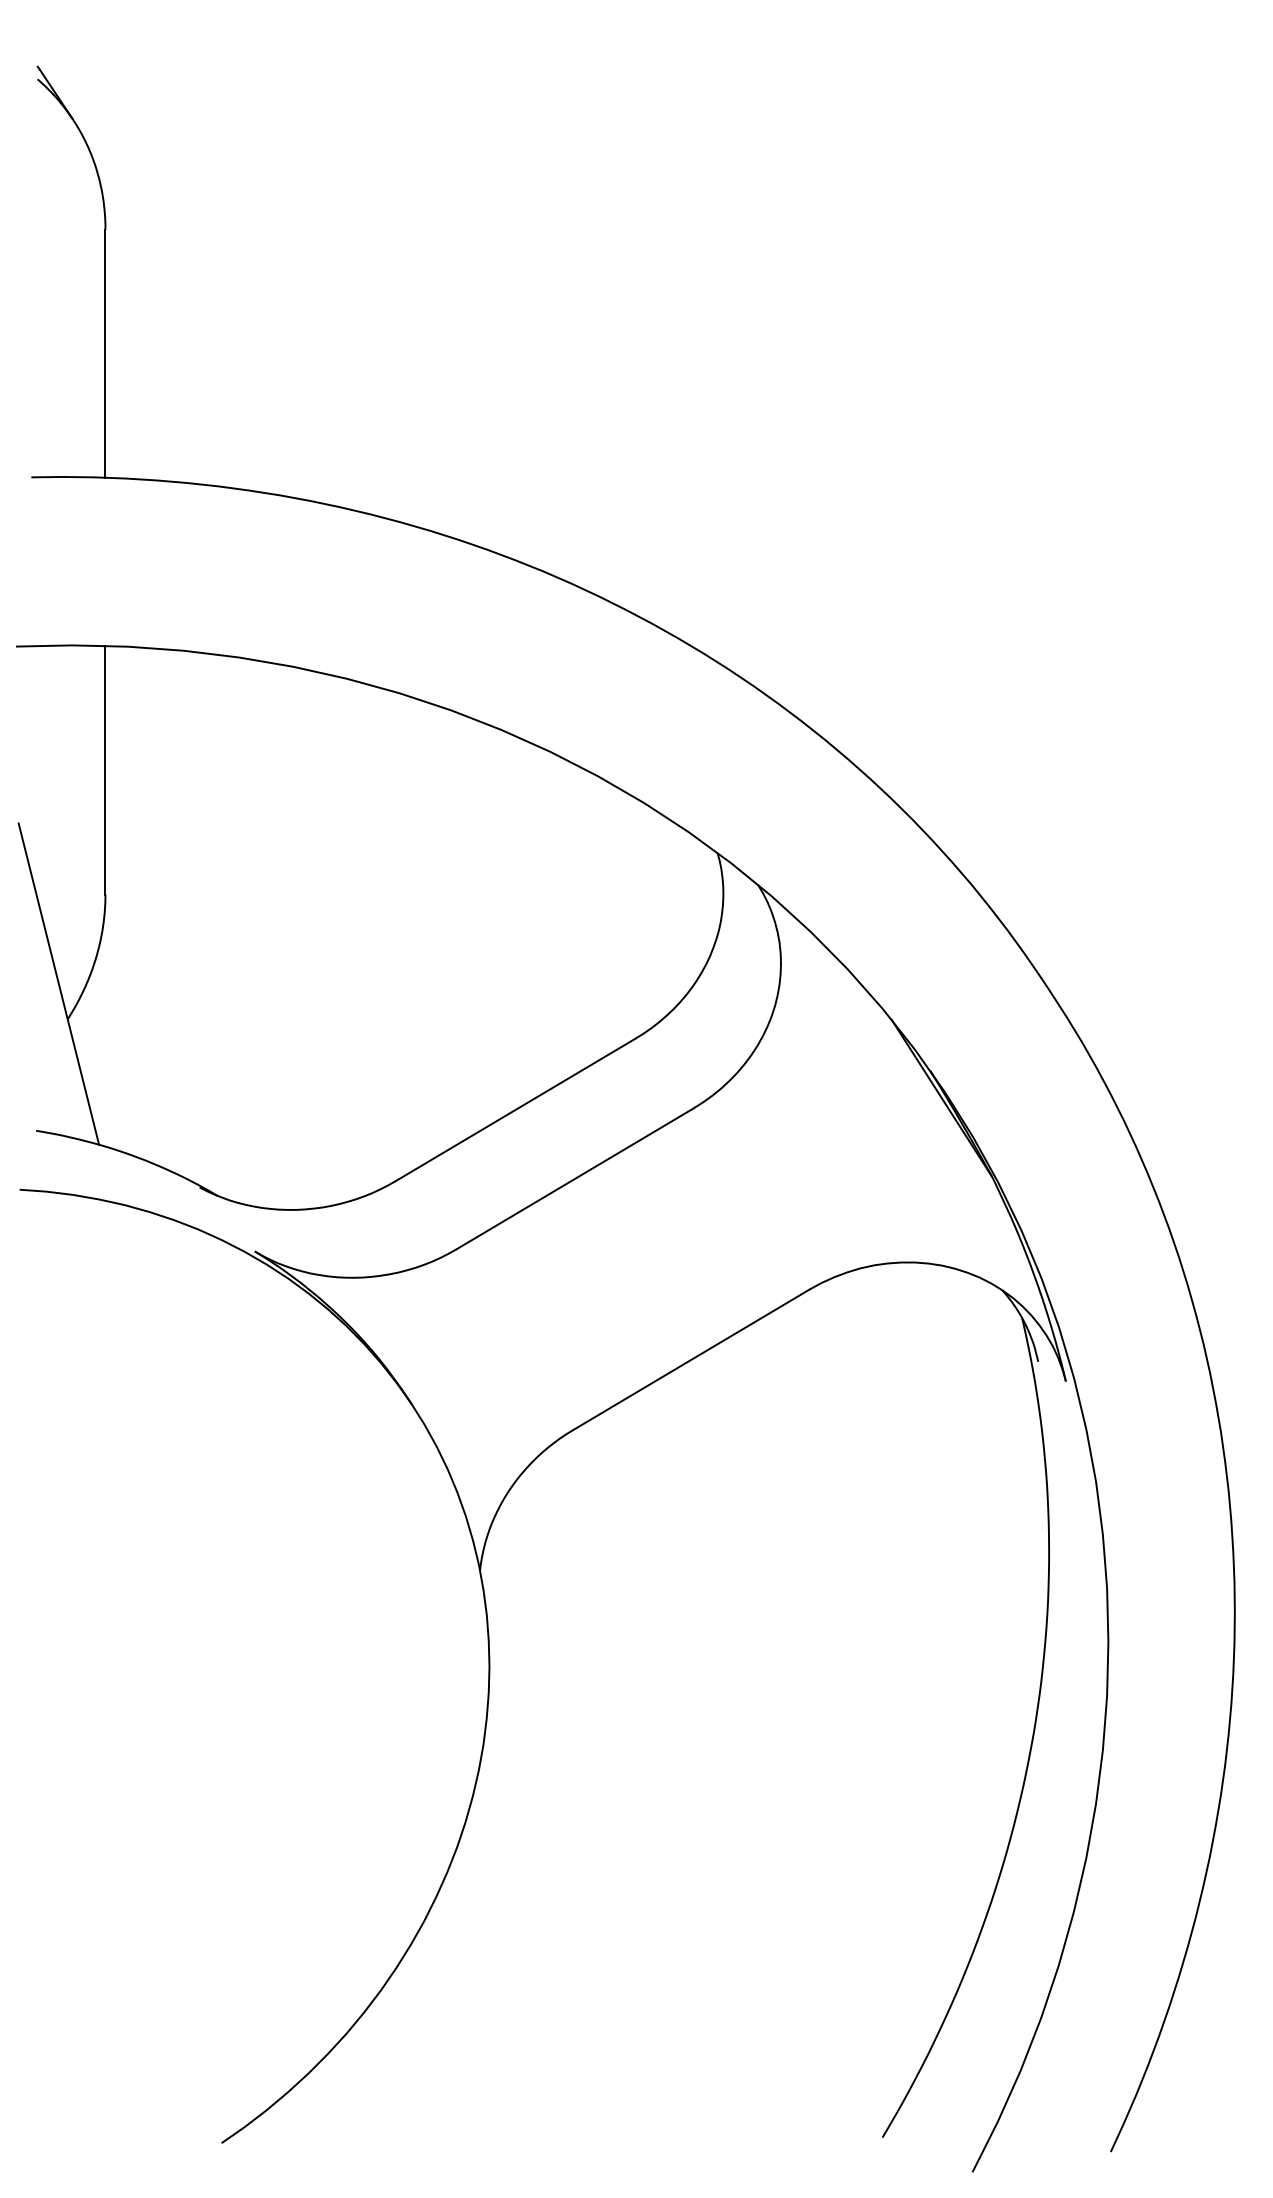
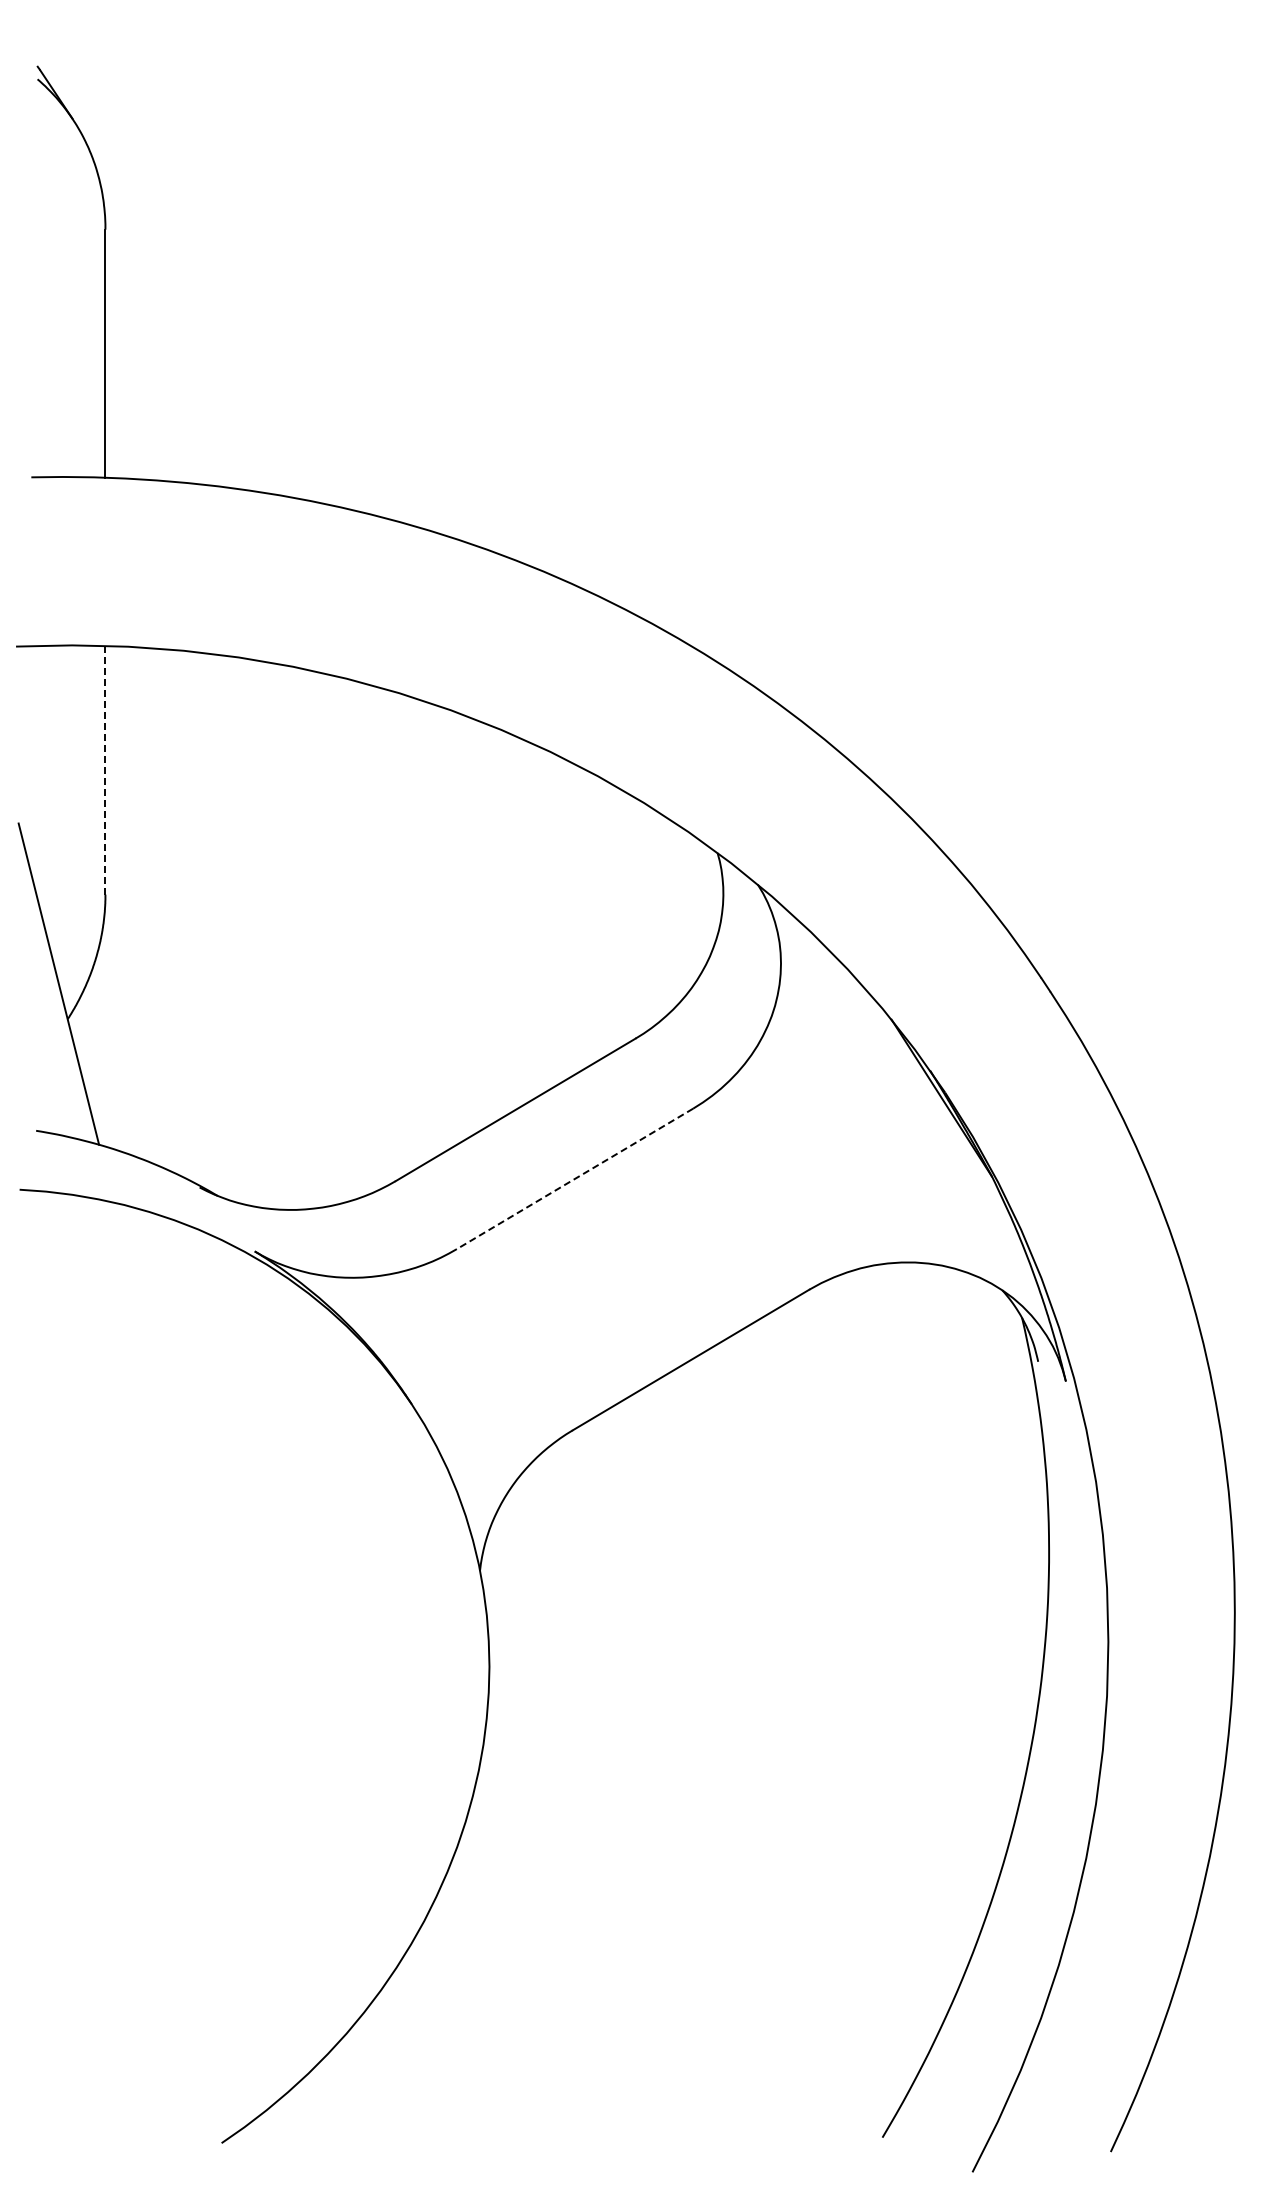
line: solid -> dashed (105, 770)
line: solid -> dashed (574, 1179)
